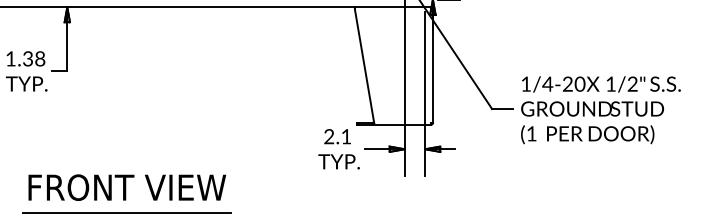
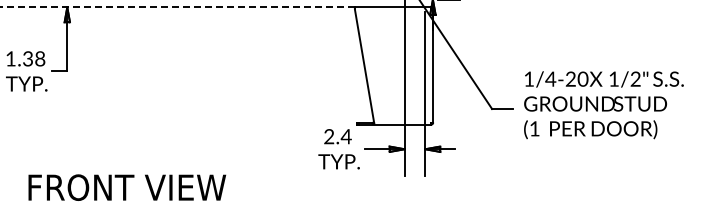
line: solid -> dashed (177, 7)
text position: (600, 110) -> (603, 105) (603, 105)
text: 2.1 -> 2.4 (345, 136)
line: present -> none (126, 213)
